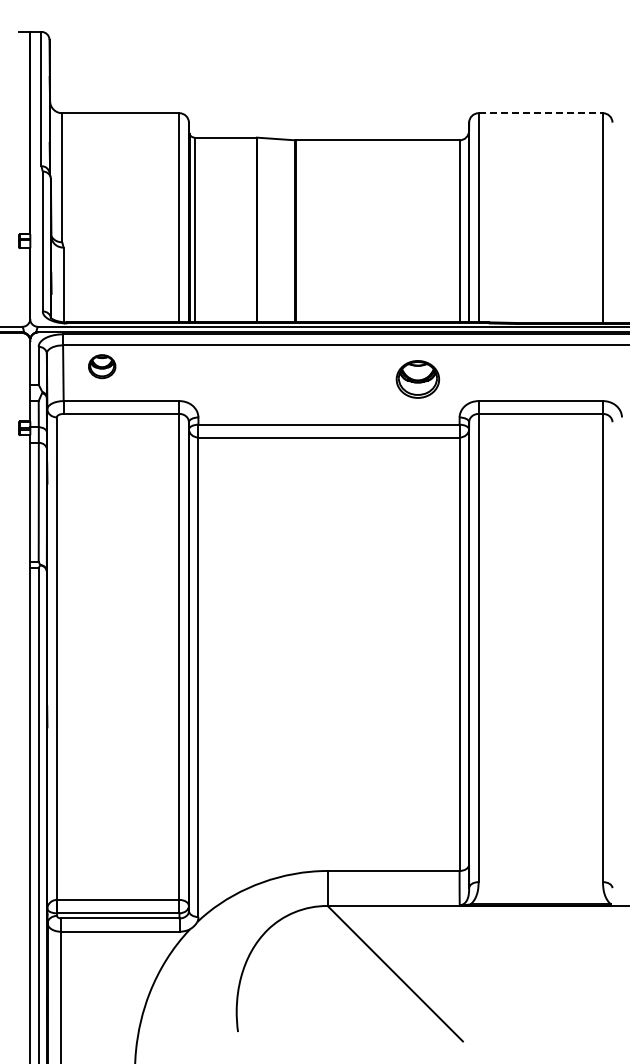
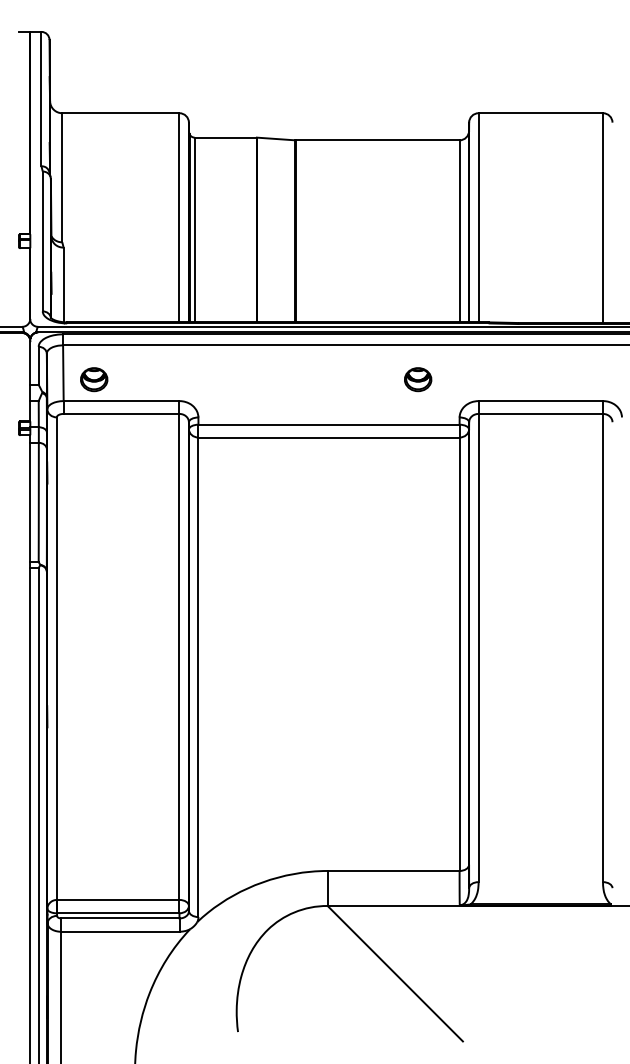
line: dashed -> solid (541, 113)
part position: (102, 366) -> (94, 379) (94, 379)
part size: 46x39 px -> 29x26 px (418, 379)
